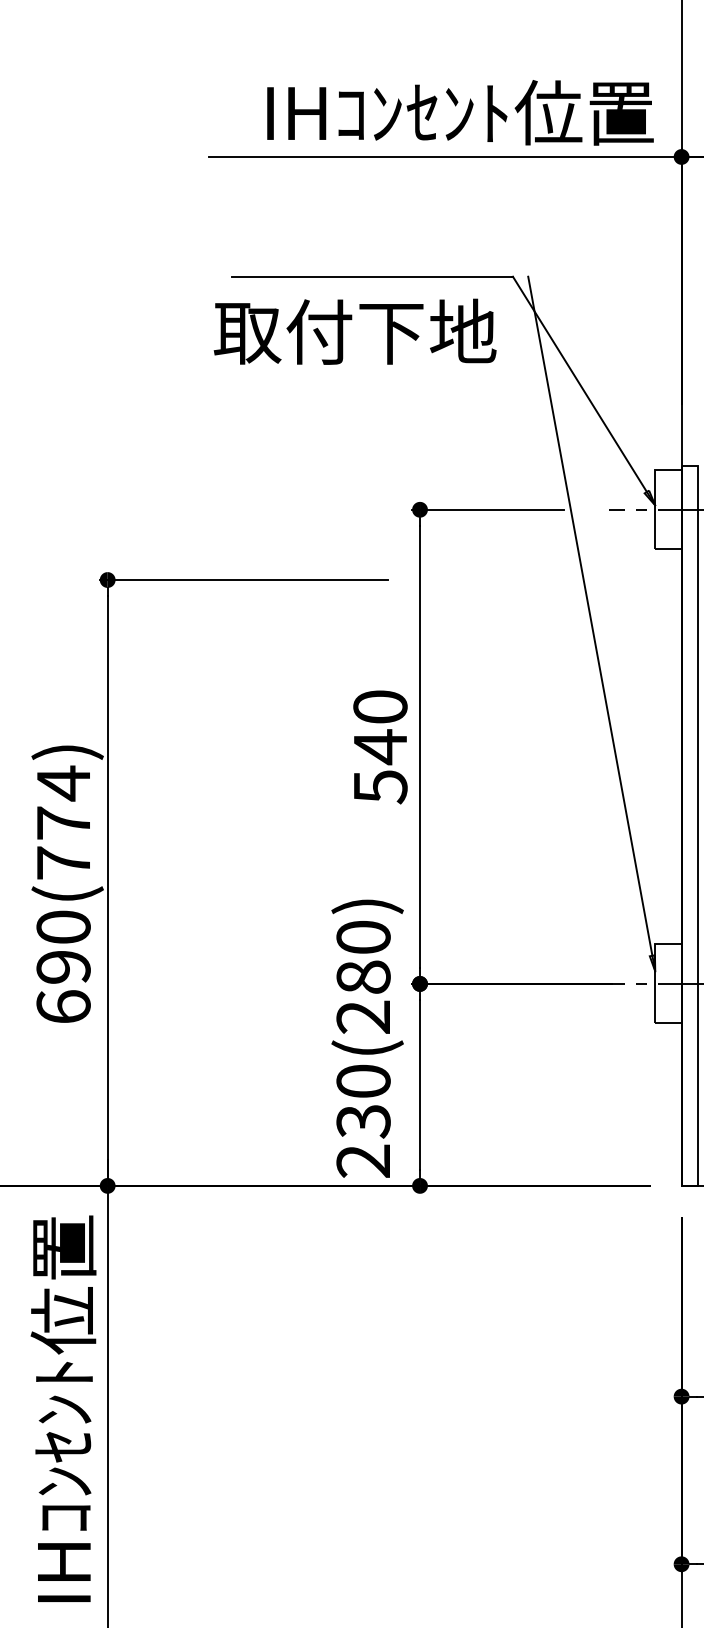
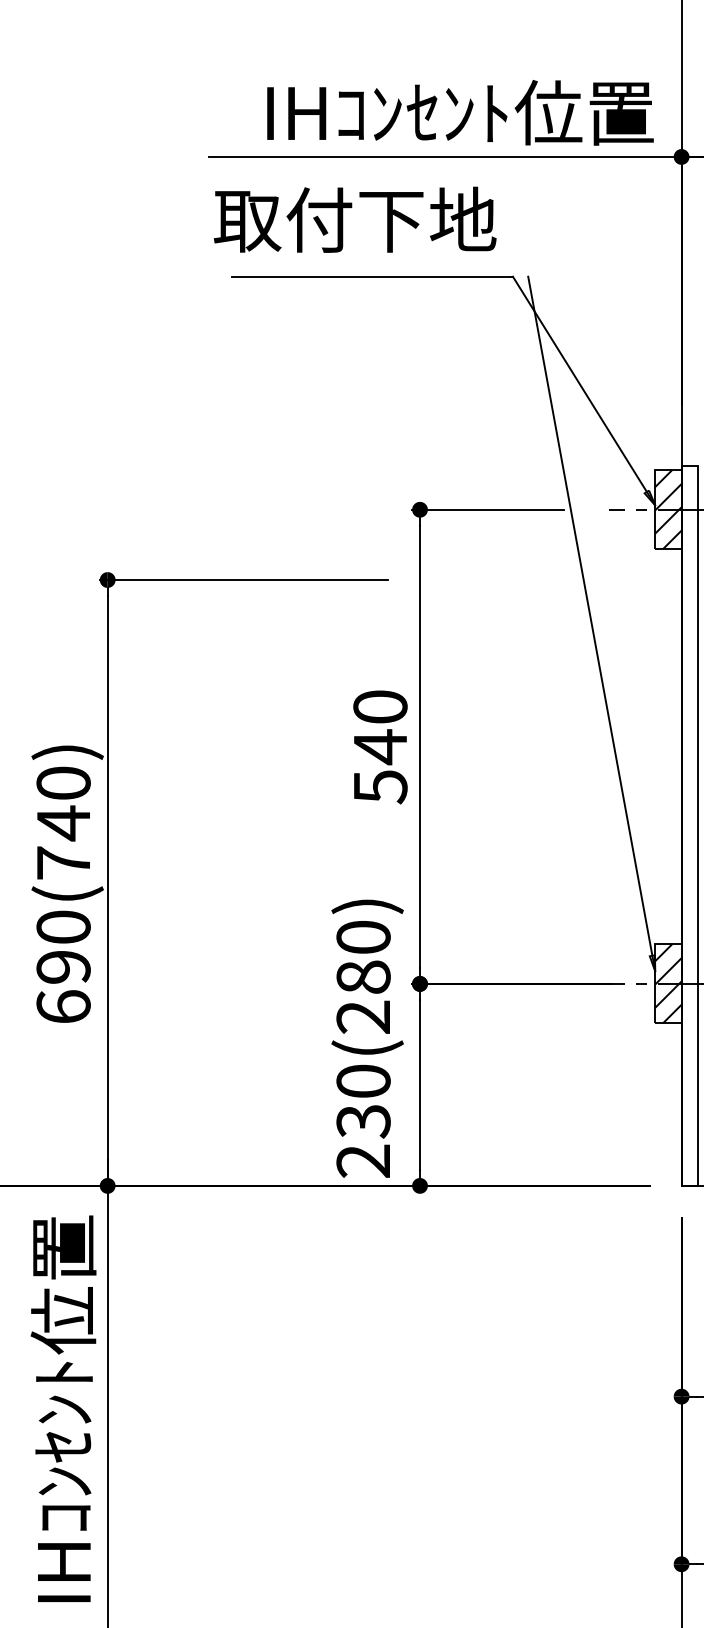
text position: (354, 331) -> (354, 219) (354, 219)
hatch: none -> present (668, 509)
text: 690(774) -> 690(740) (63, 803)
hatch: none -> present (668, 983)
